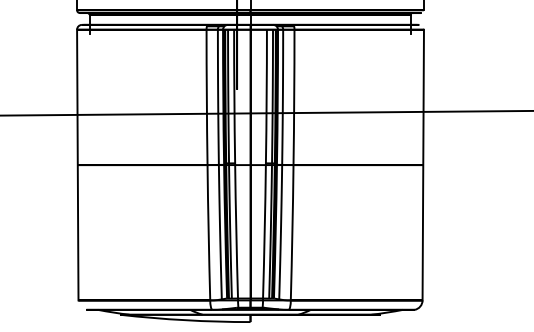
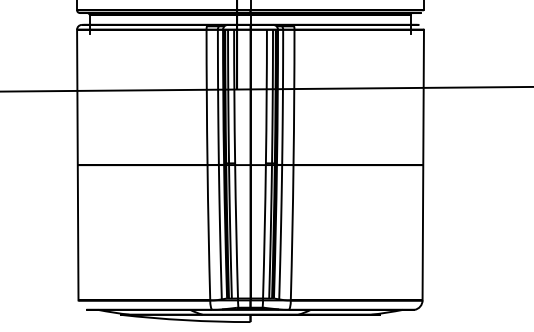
line position: (266, 112) -> (266, 88) (266, 88)
